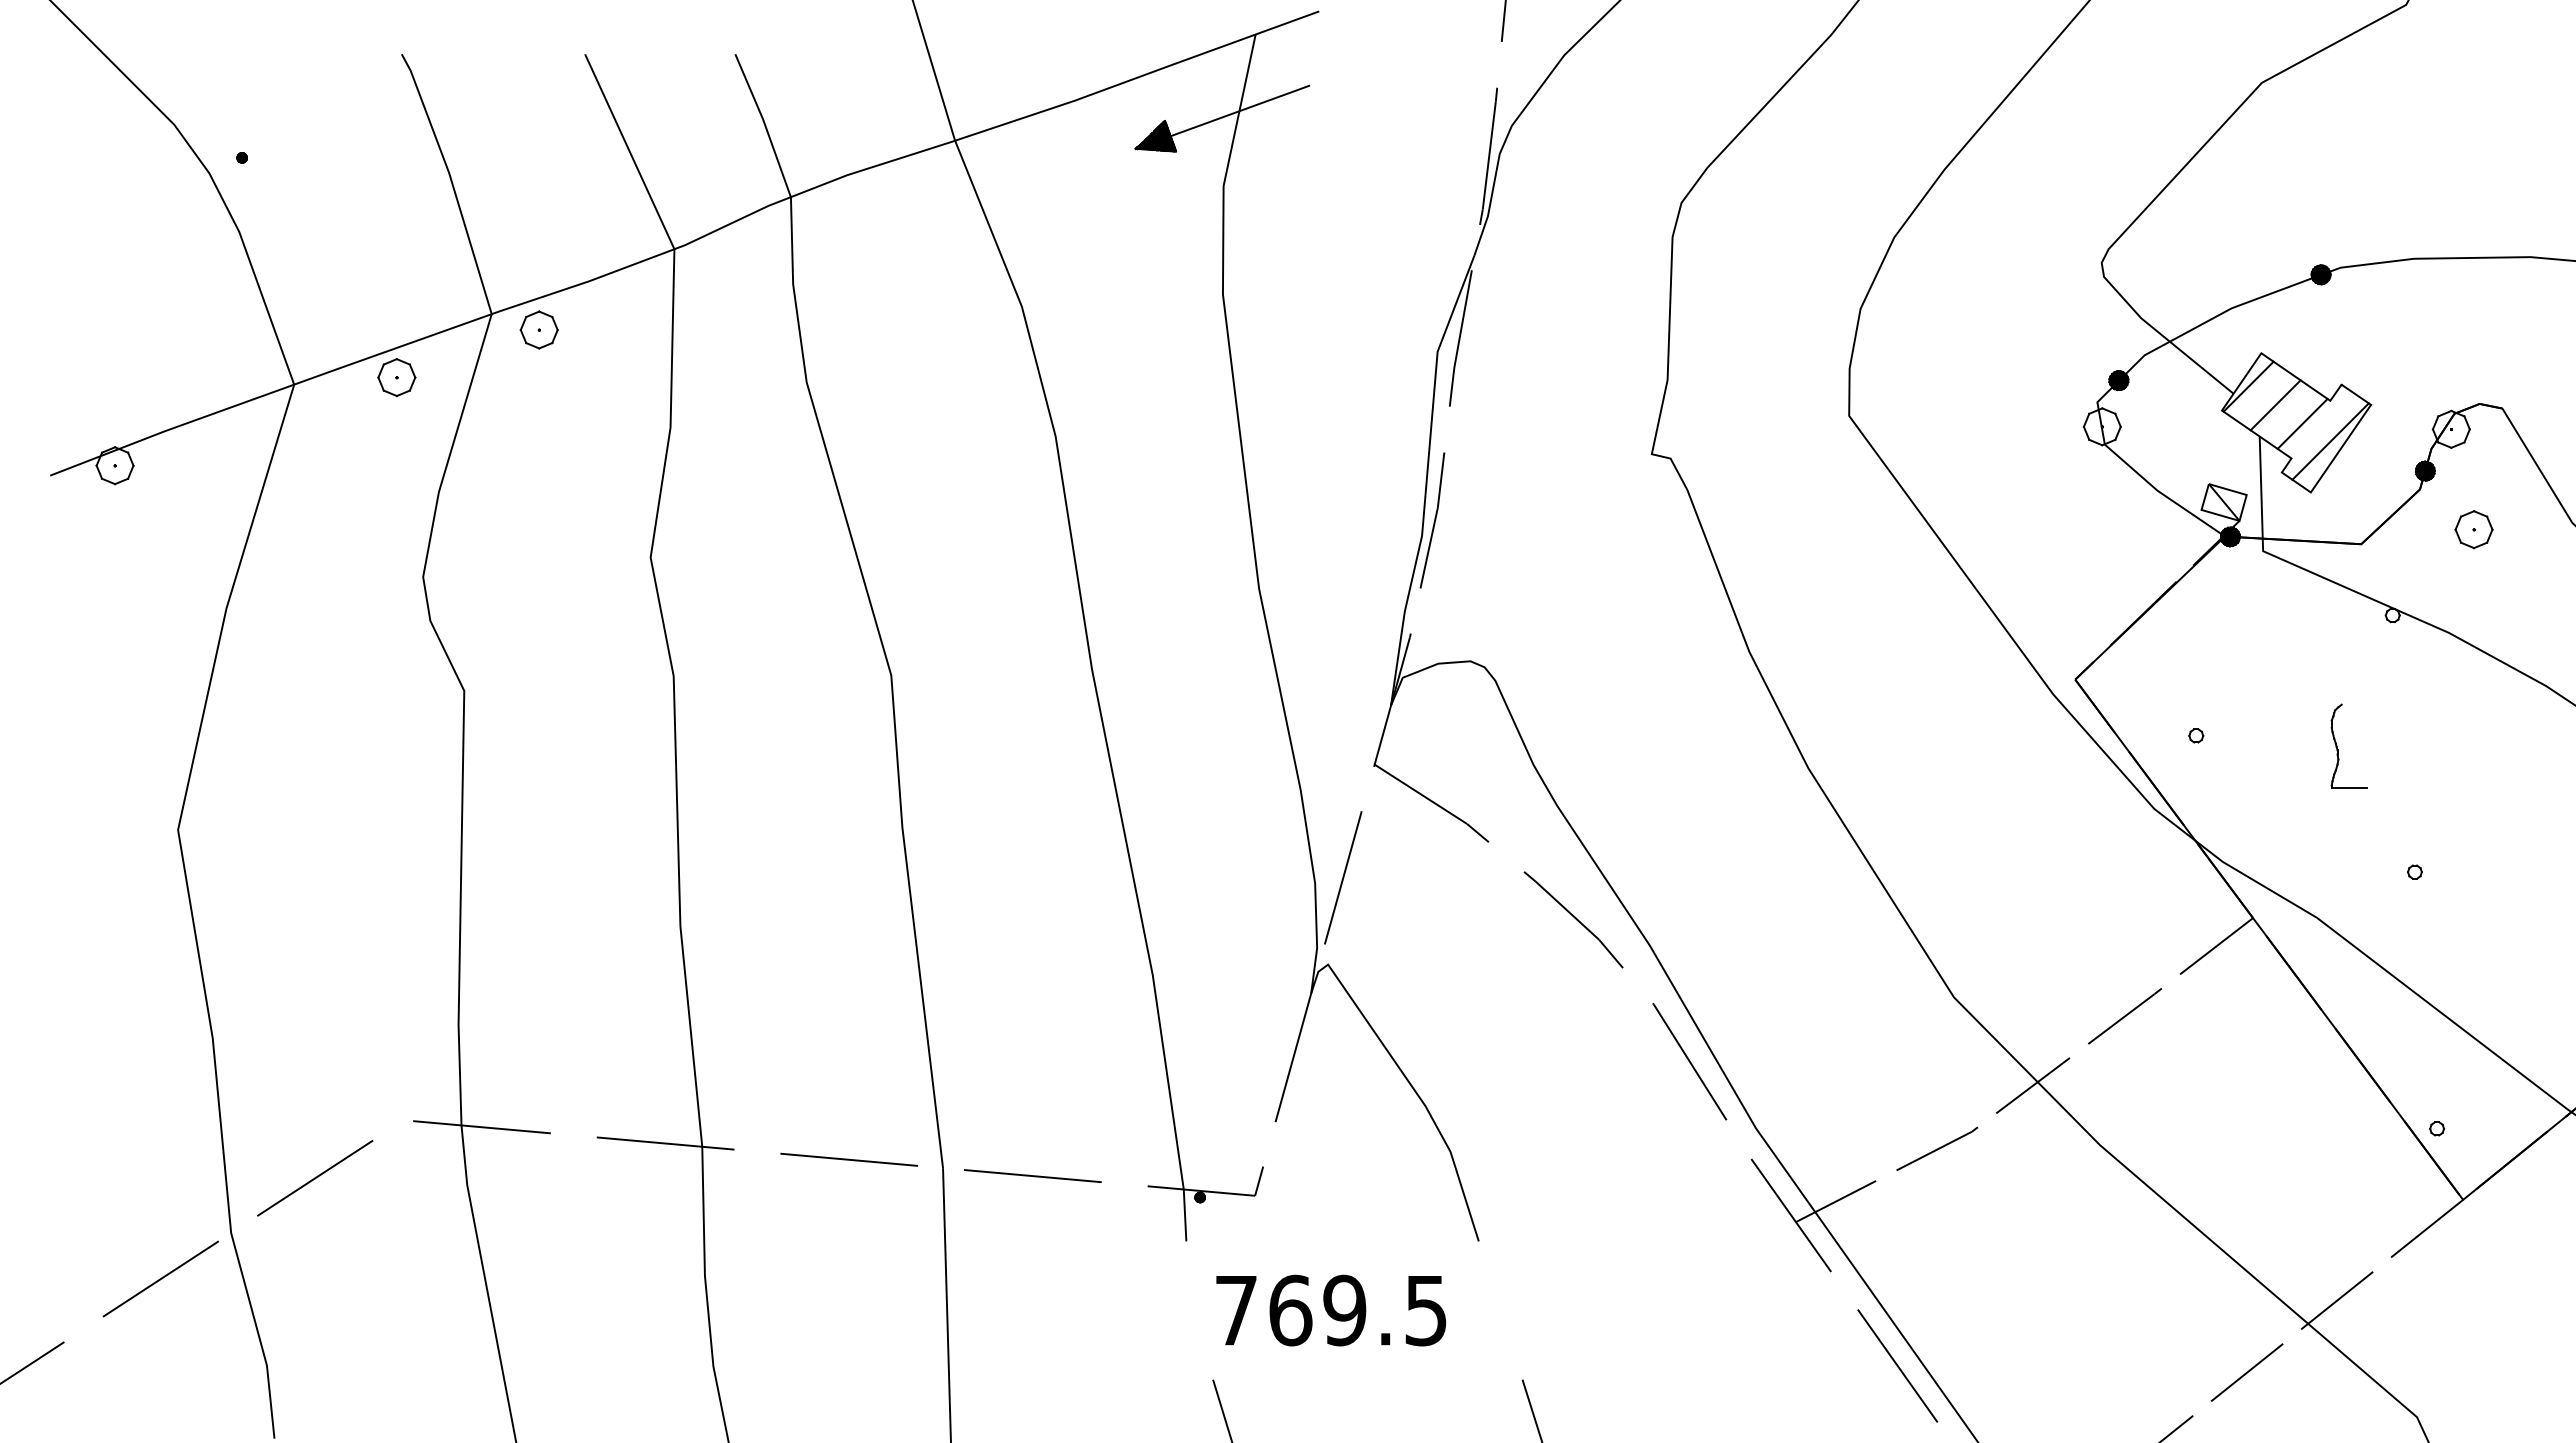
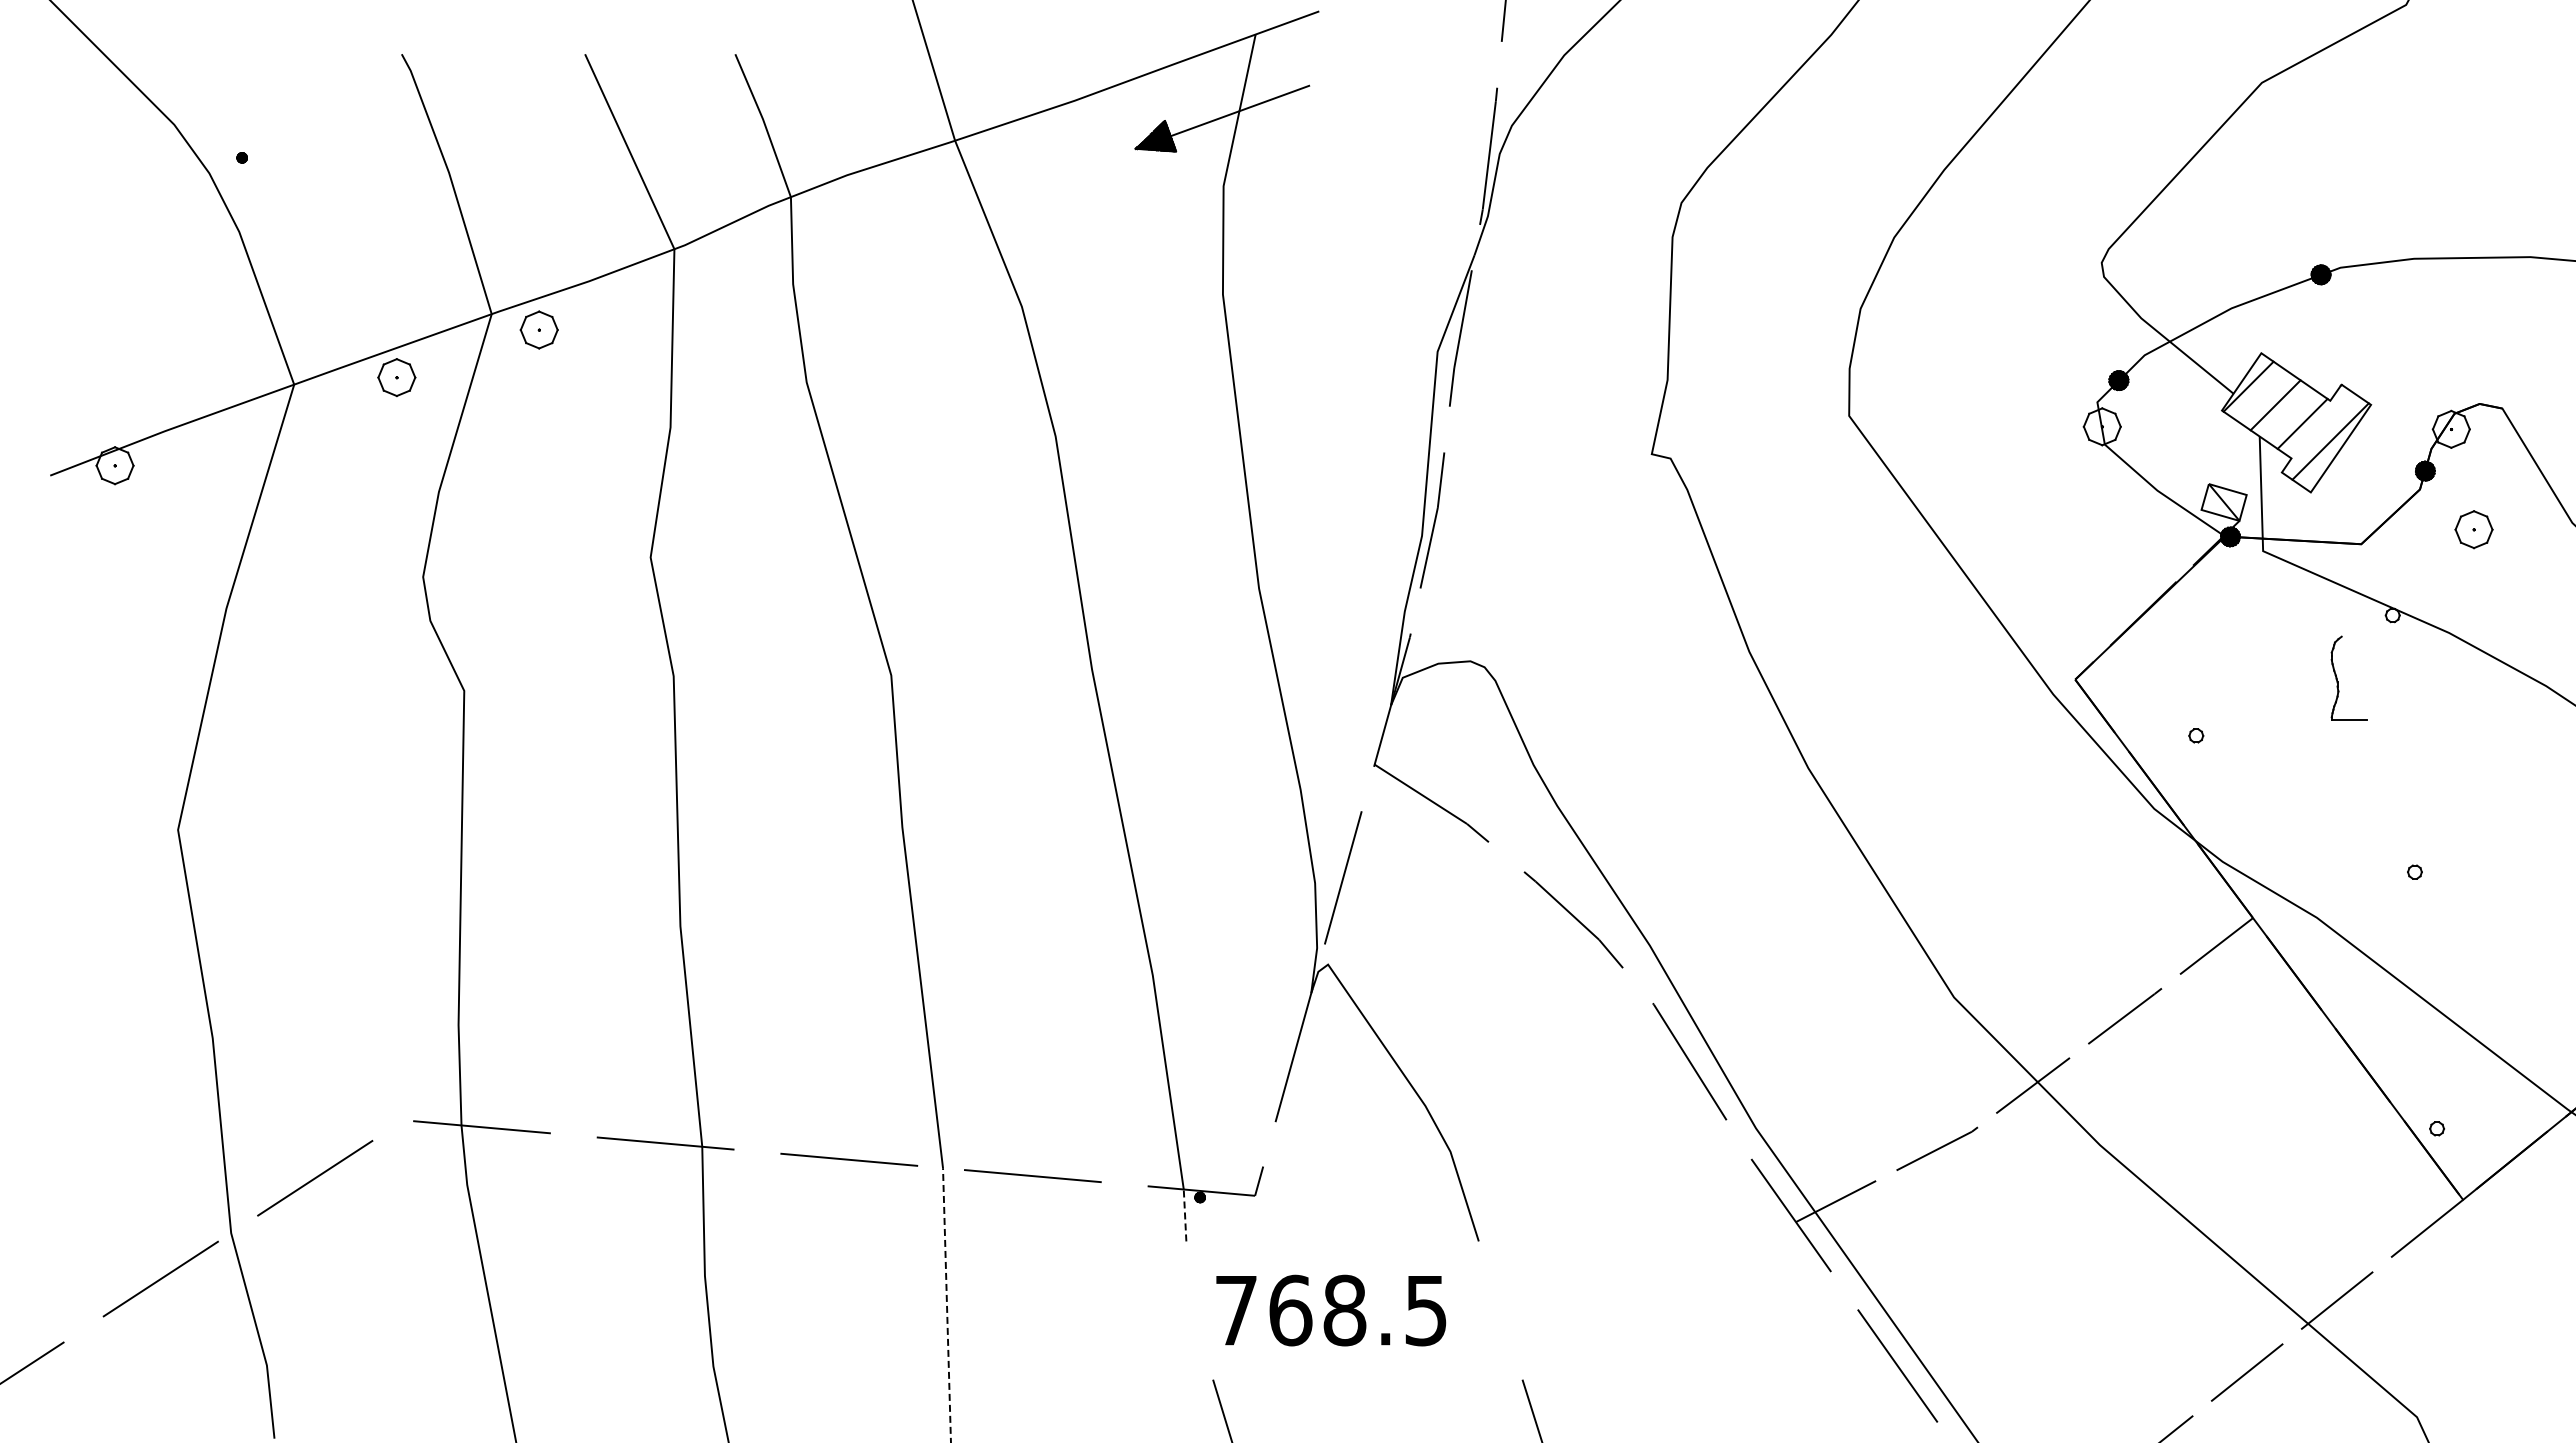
part position: (2338, 749) -> (2338, 681) (2338, 681)
line: solid -> dashed (1185, 1214)
line: solid -> dashed (946, 1305)
text: 769.5 -> 768.5 (1344, 1310)
